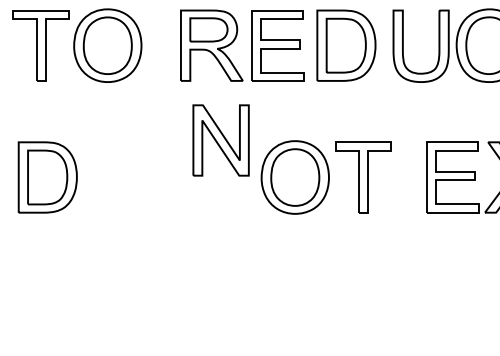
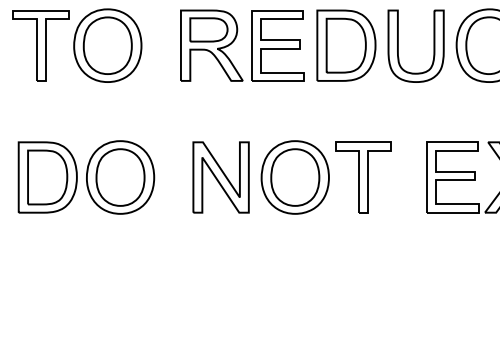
part position: (403, 45) -> (398, 45) (398, 45)
part position: (220, 140) -> (220, 177) (220, 177)
part: none -> present (120, 177)
